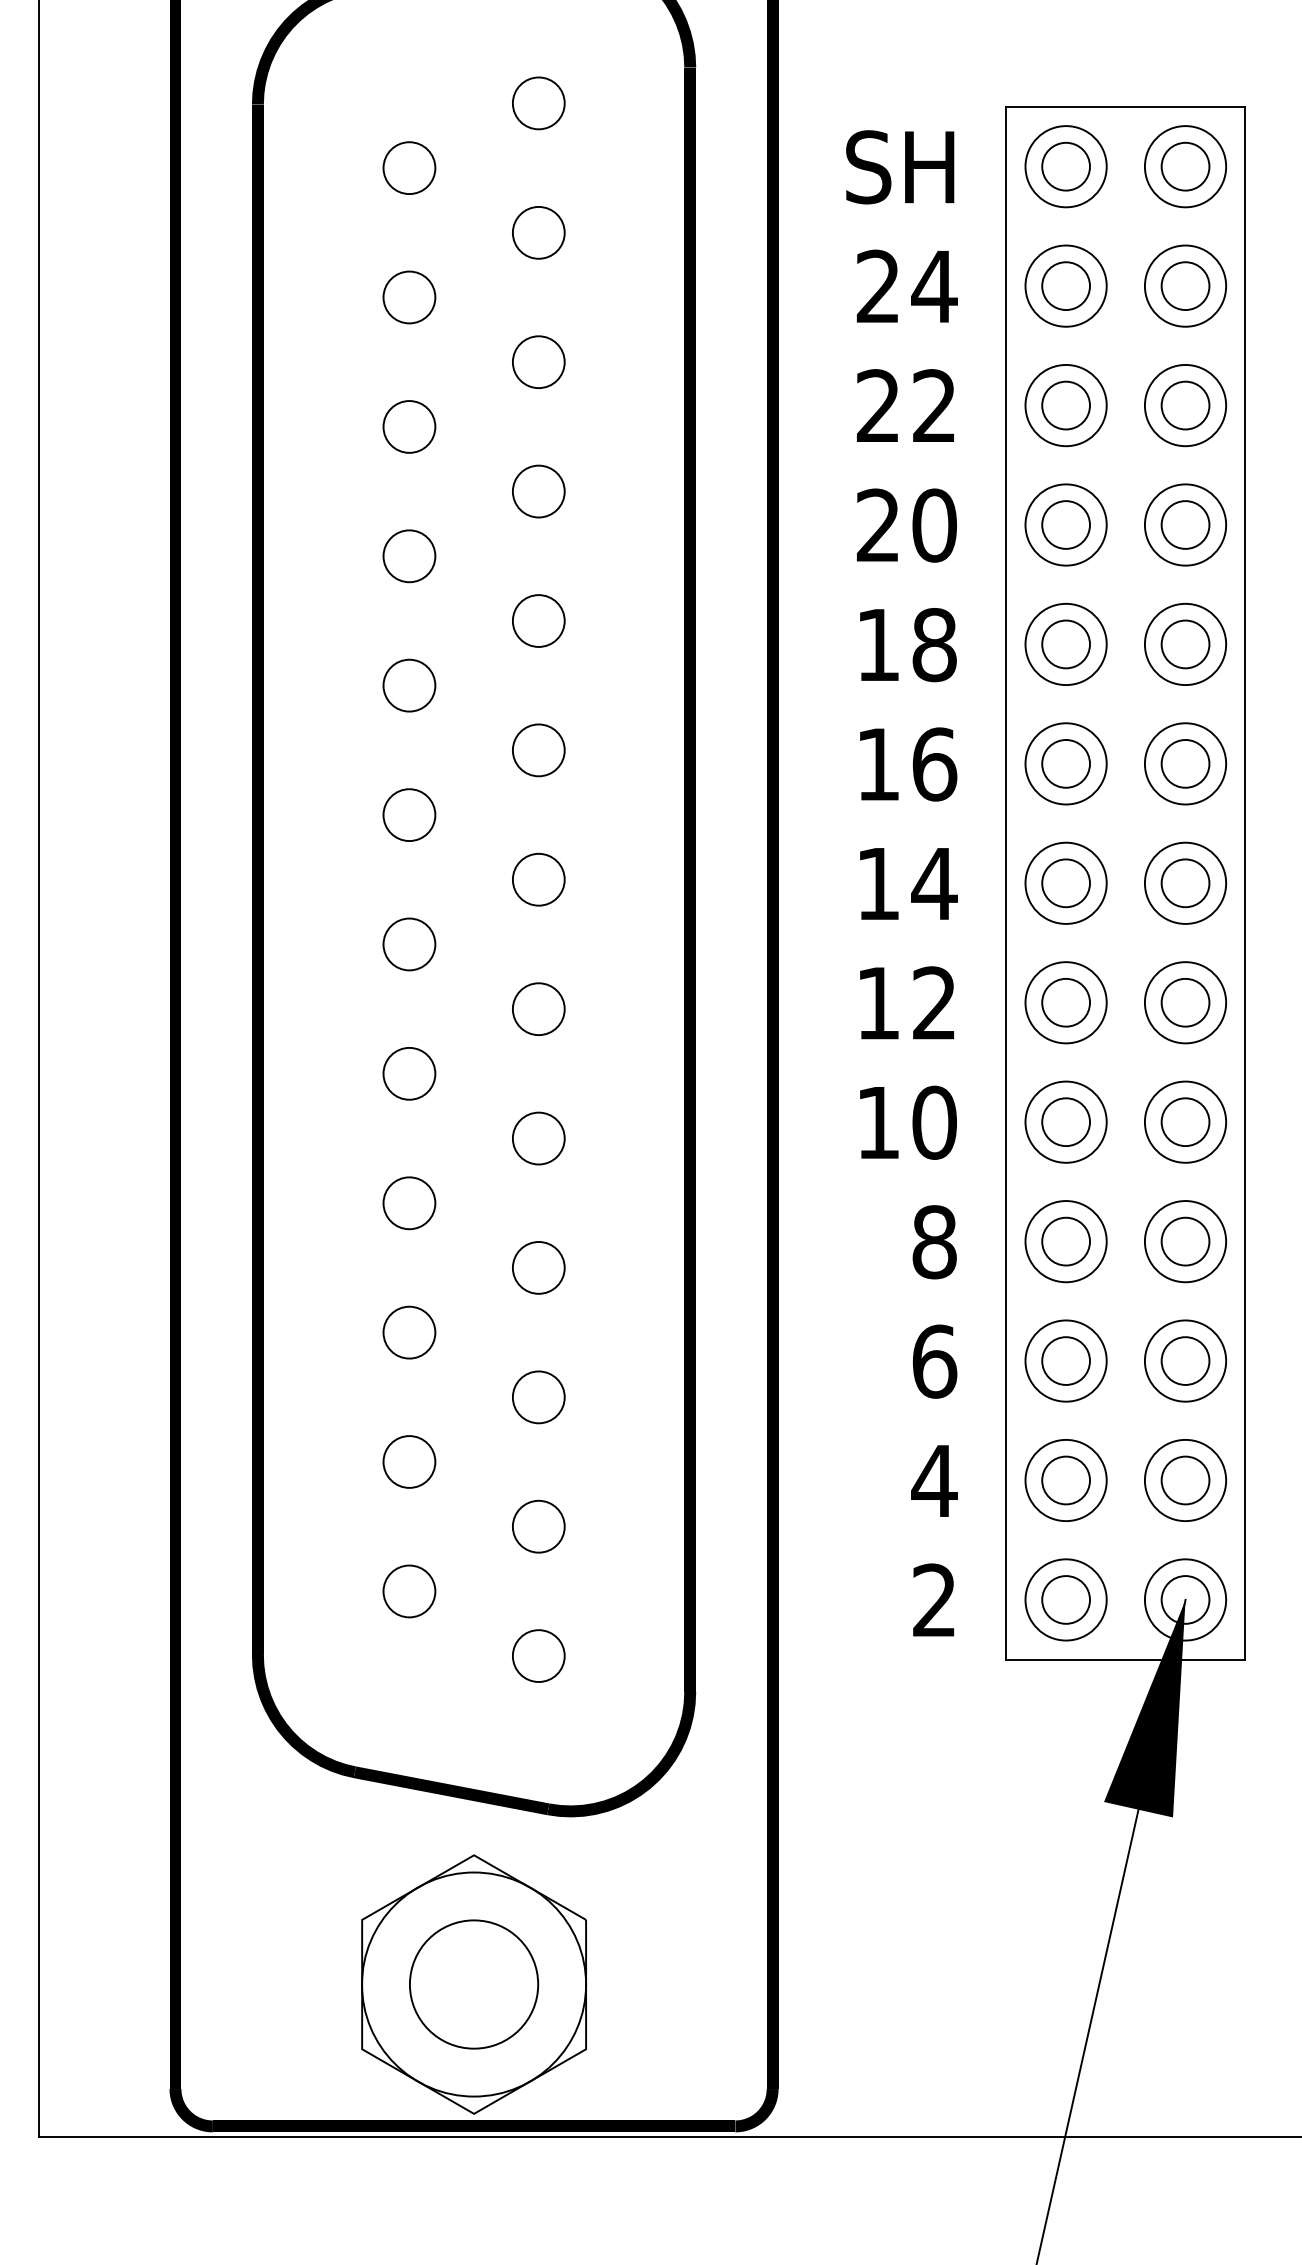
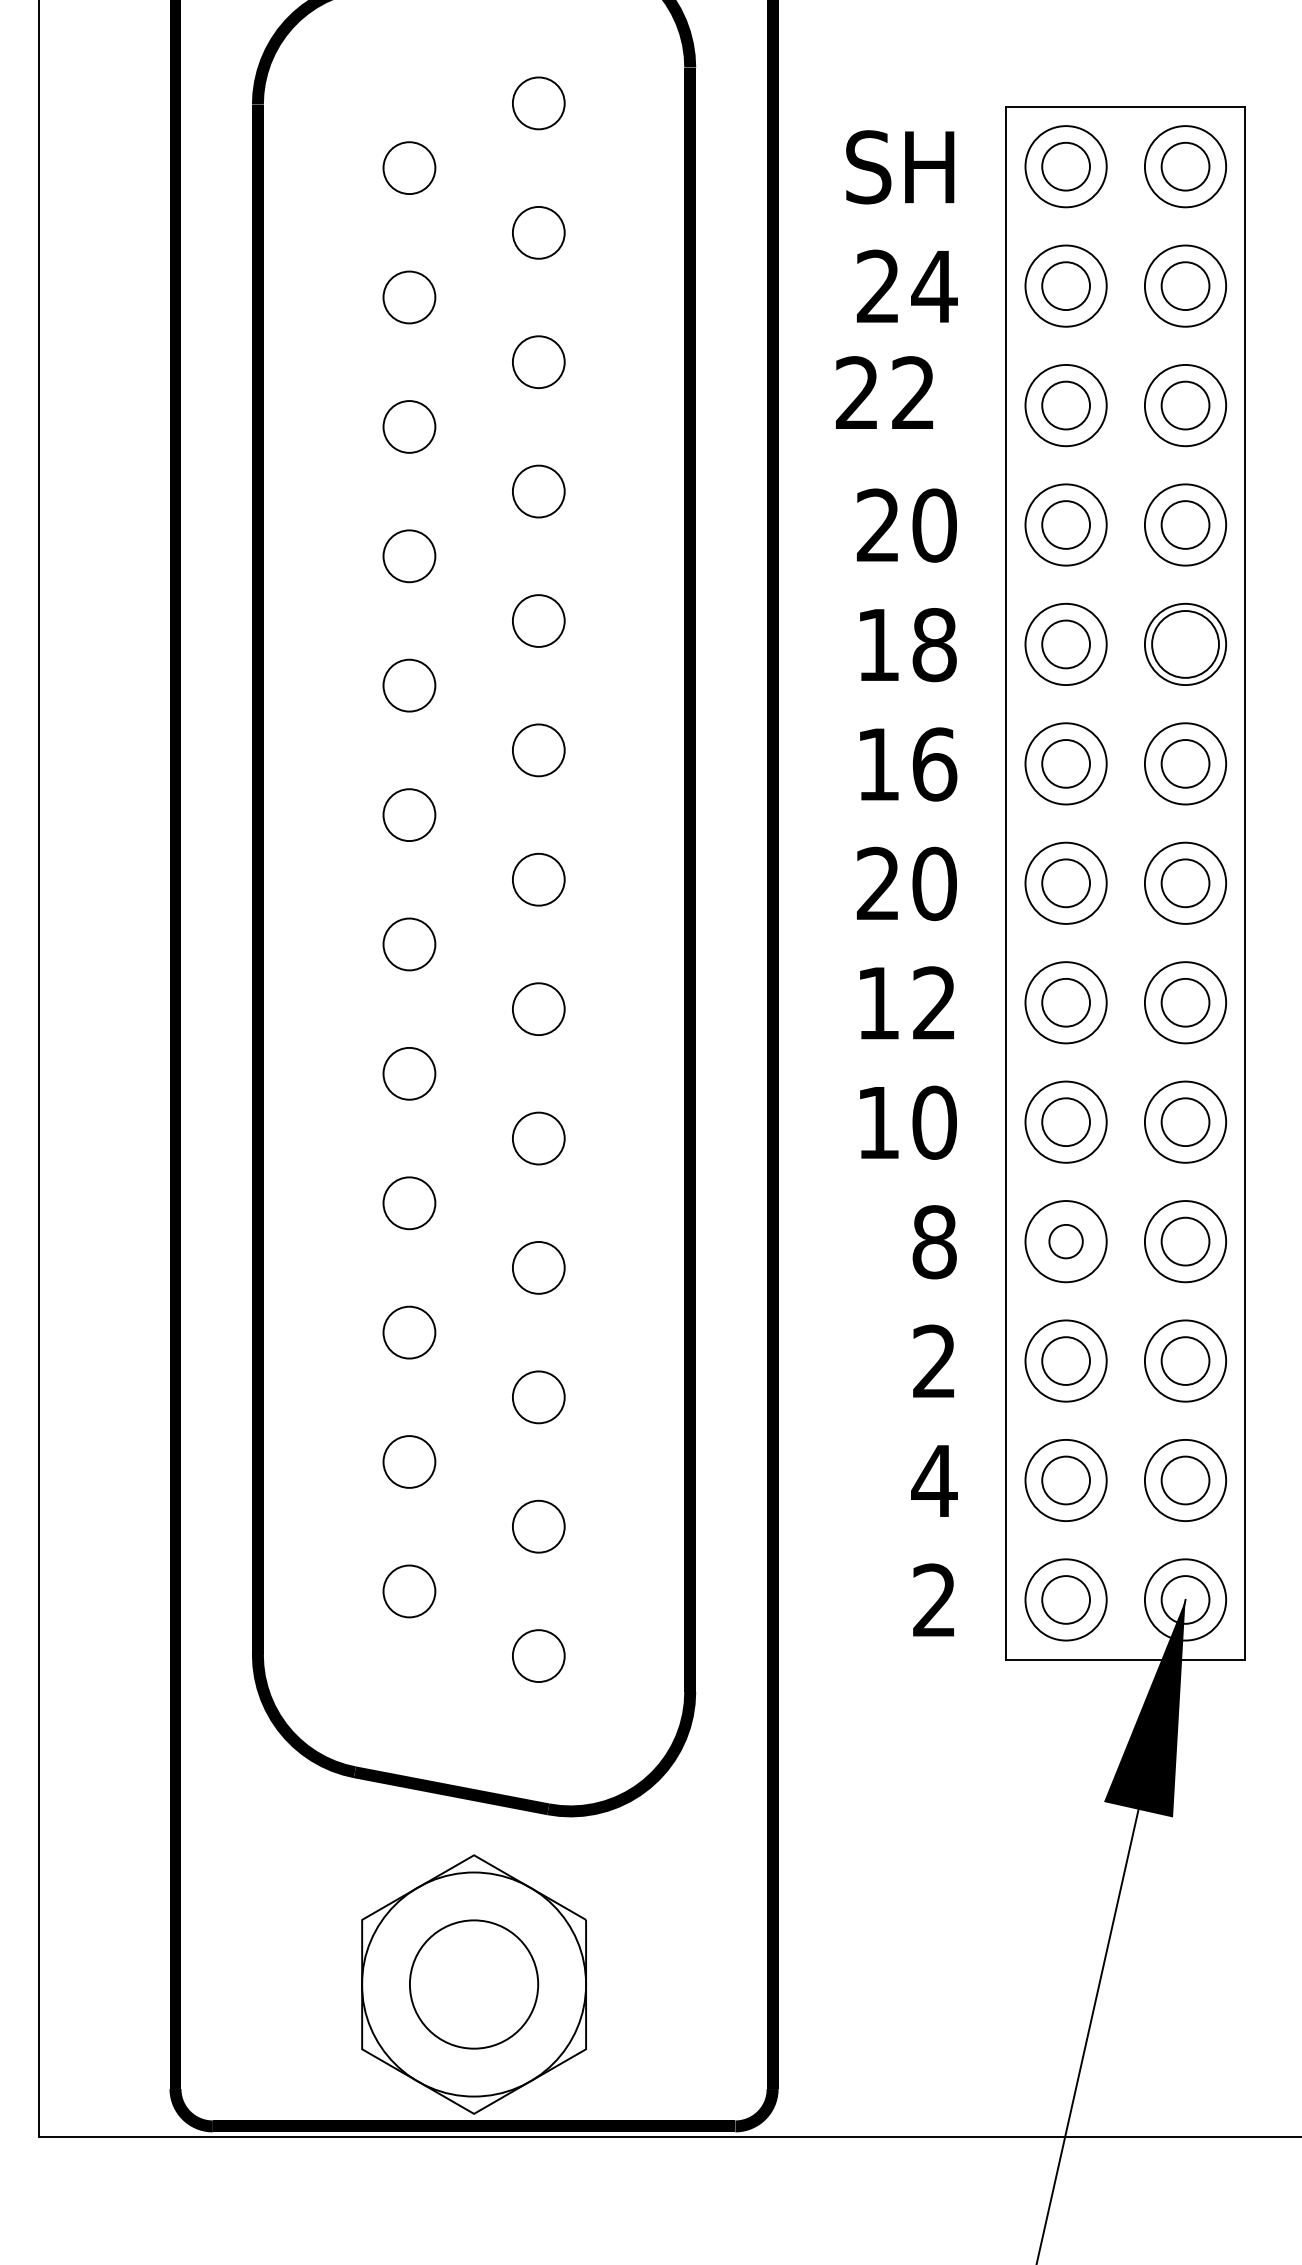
text position: (905, 405) -> (884, 392) (884, 392)
circle diameter: 48 px -> 67 px (1185, 644)
text: 14 -> 20 (906, 883)
circle diameter: 48 px -> 33 px (1065, 1241)
text: 6 -> 2 (934, 1361)
